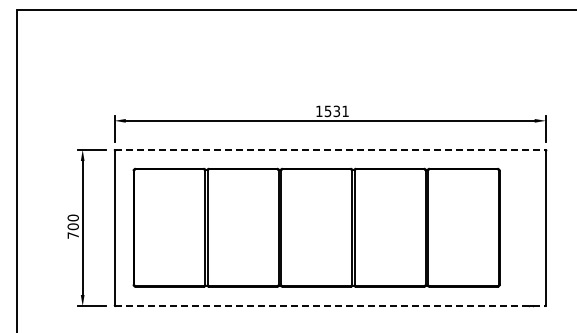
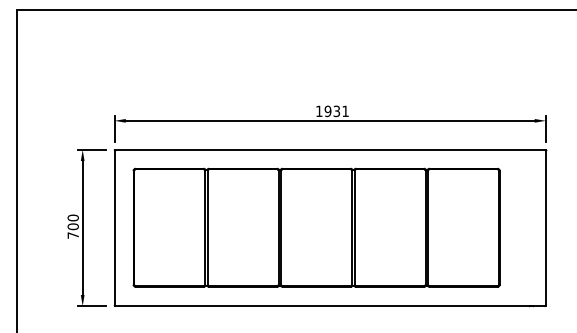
text: 1531 -> 1931 (327, 110)
line: dashed -> solid (330, 149)
line: dashed -> solid (330, 306)
